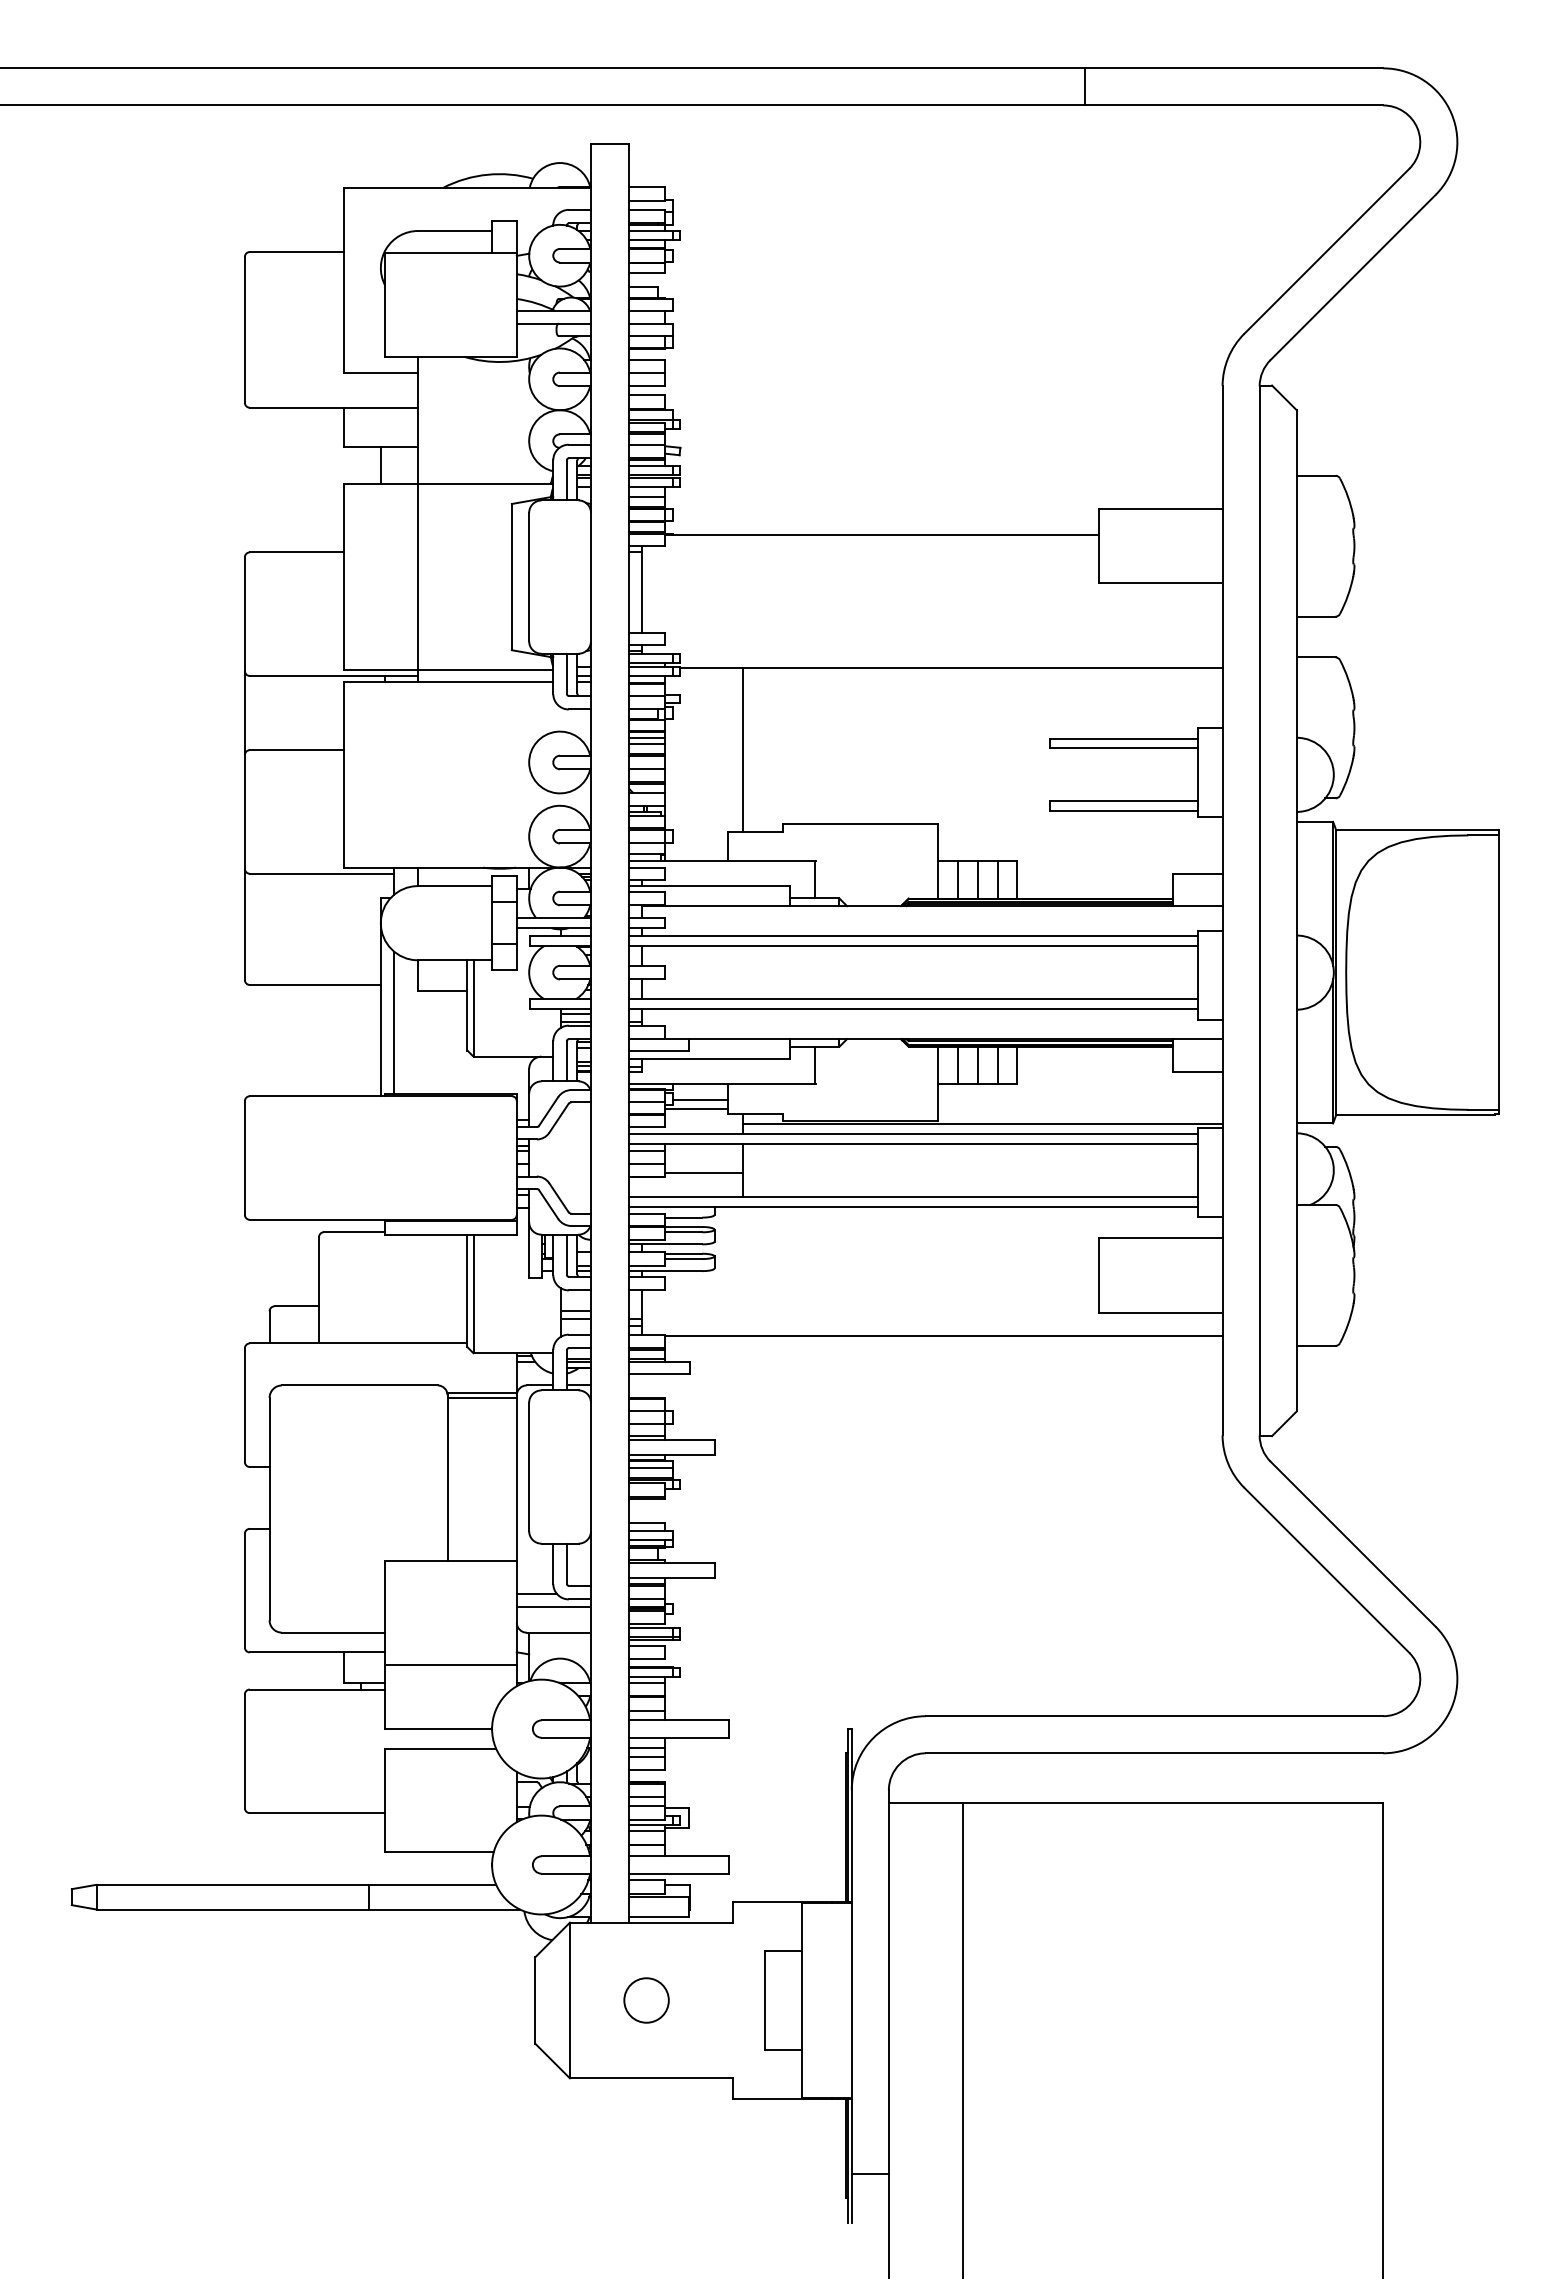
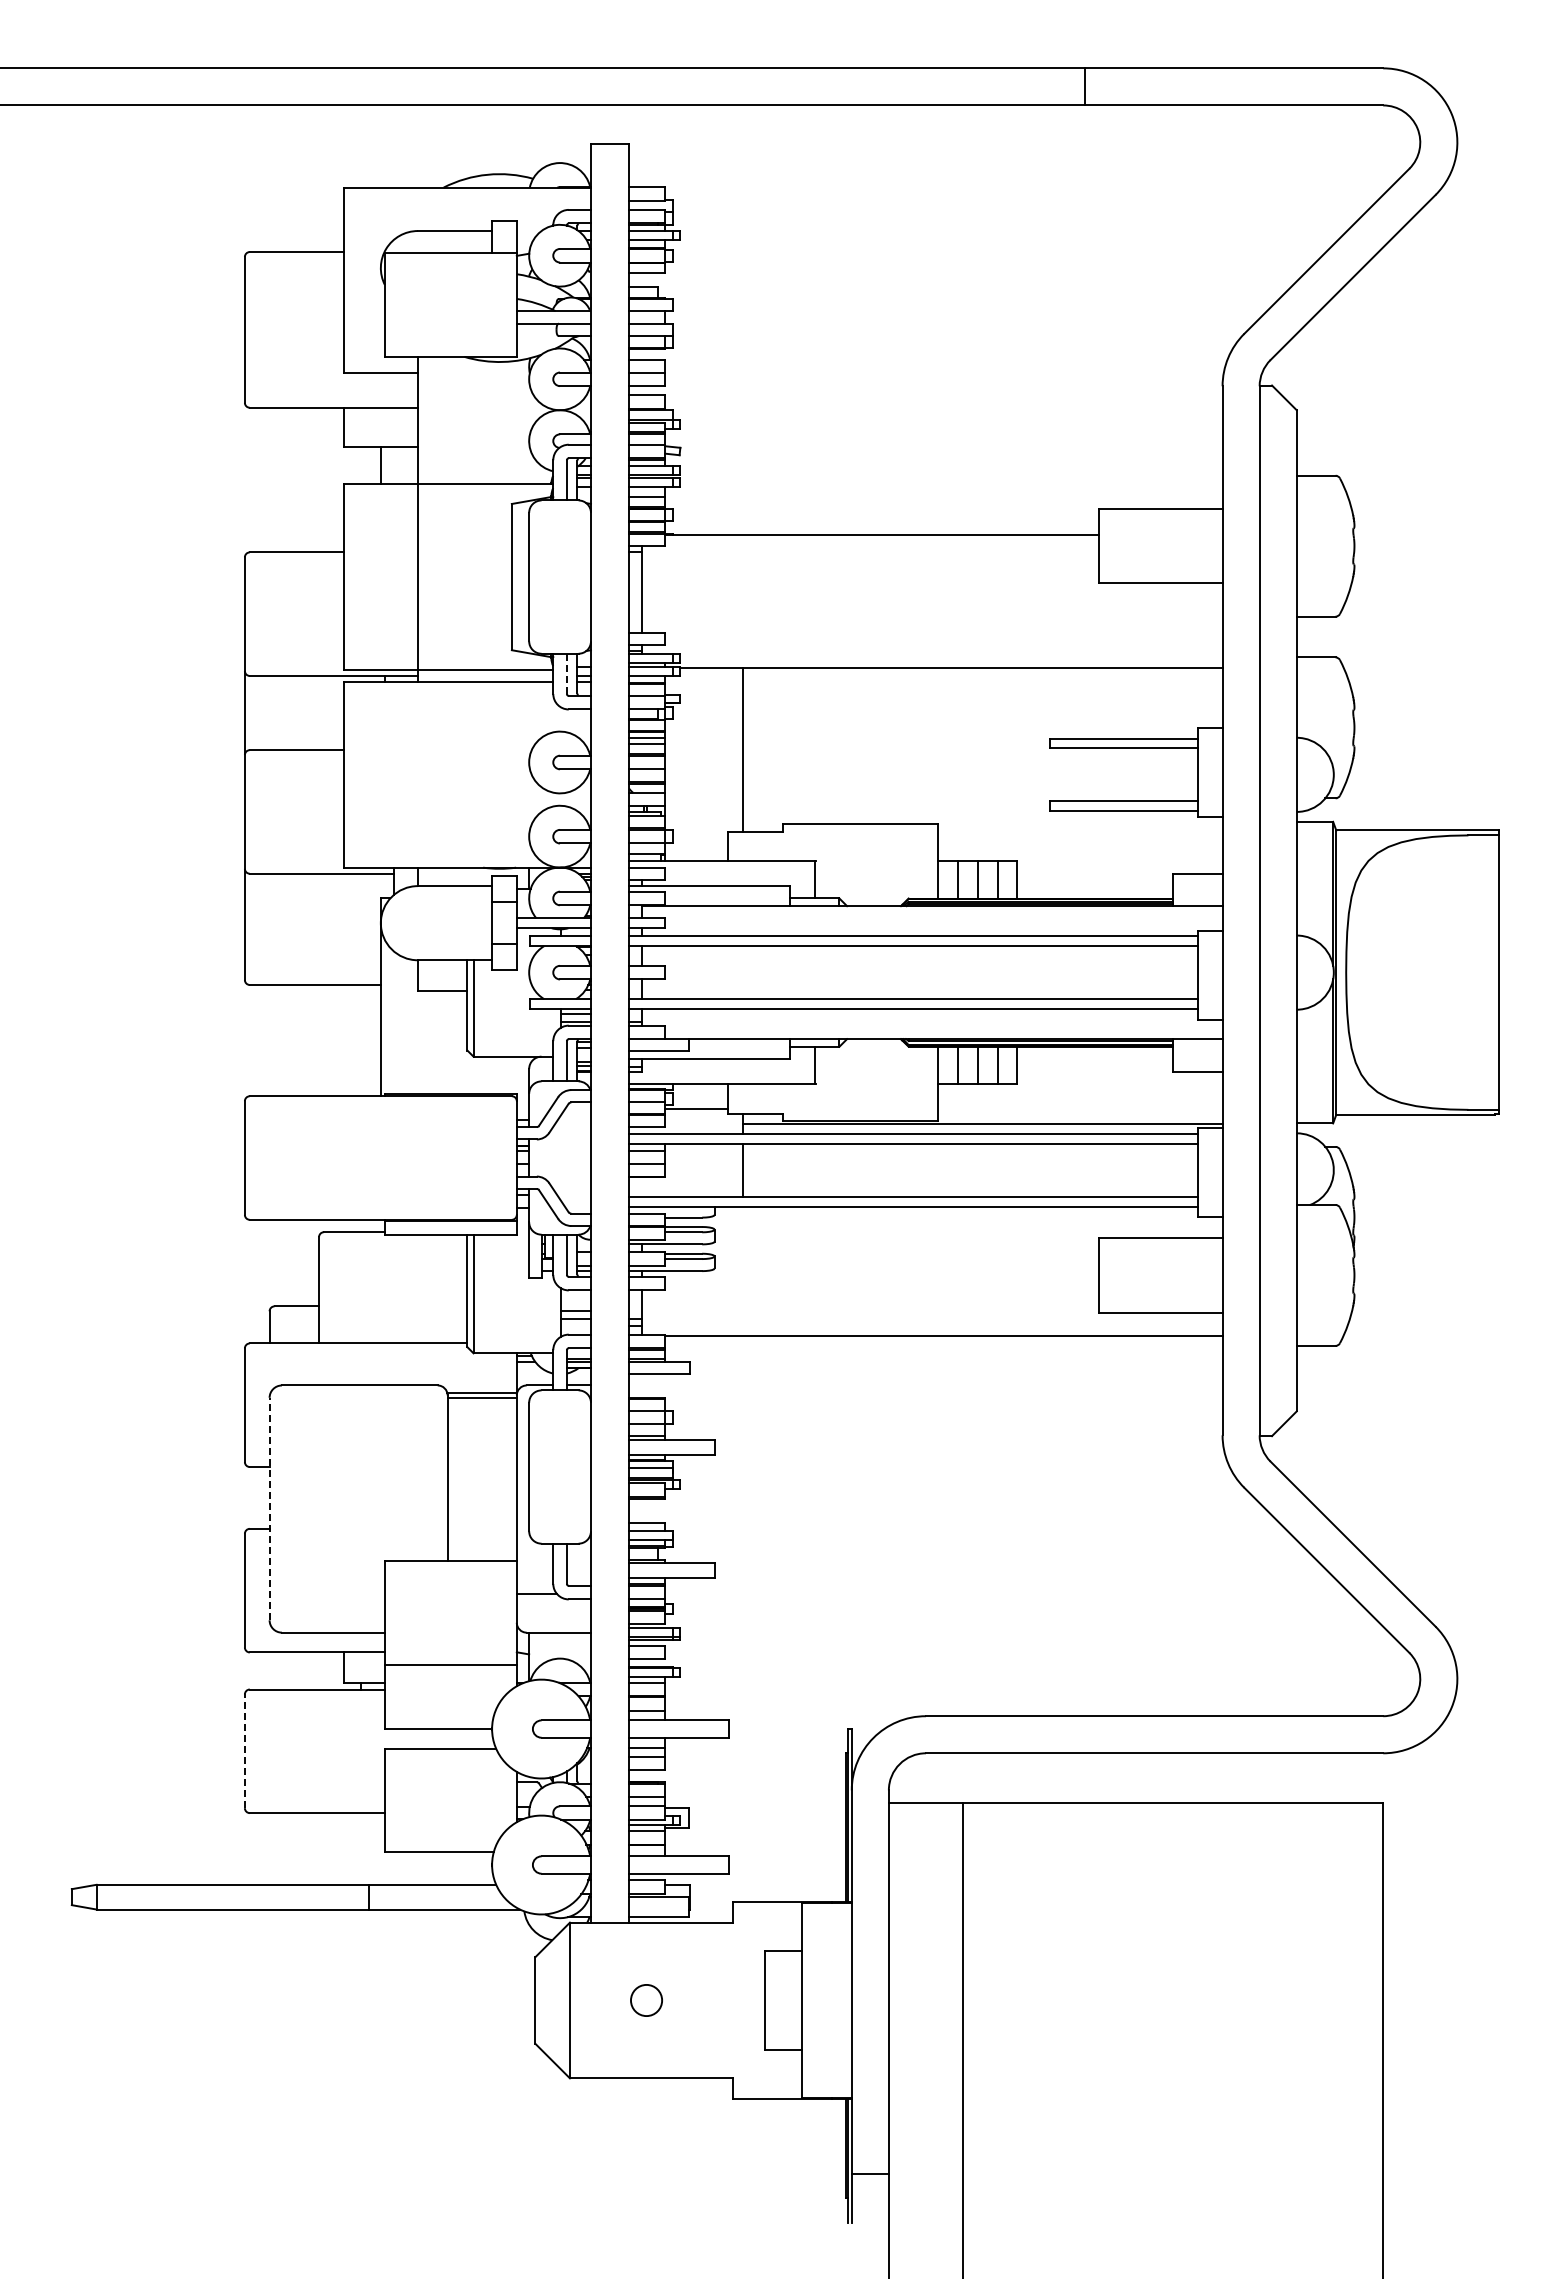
line: solid -> dashed (566, 674)
line: present -> none (394, 1022)
line: present -> none (700, 1099)
line: present -> none (704, 1172)
line: solid -> dashed (269, 1508)
line: present -> none (553, 1606)
line: solid -> dashed (244, 1751)
circle size: 47x47 px -> 33x33 px (646, 2000)
